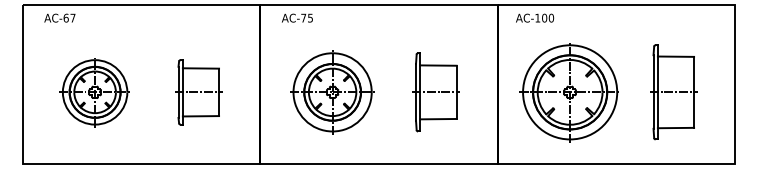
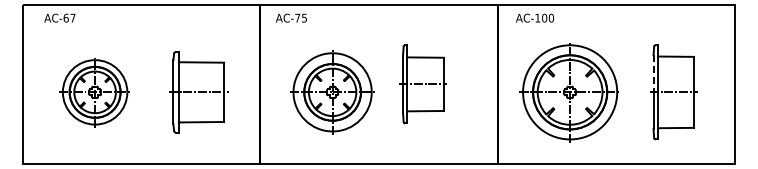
text position: (297, 17) -> (291, 17) (291, 17)
line: solid -> dashed (653, 73)
part size: 48x67 px -> 60x83 px (198, 92)
part position: (435, 92) -> (422, 84) (422, 84)
